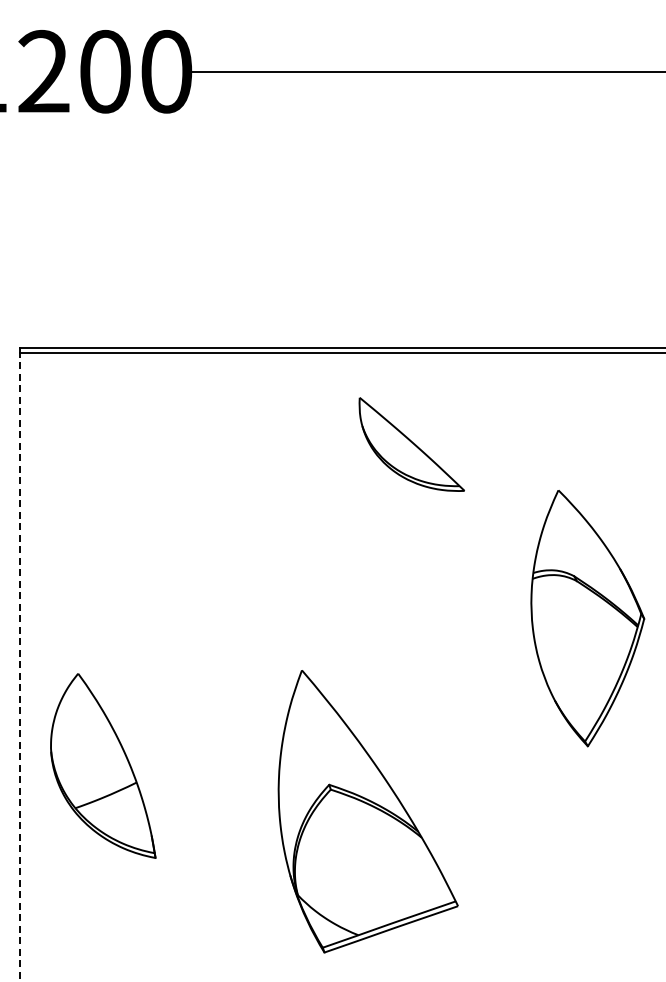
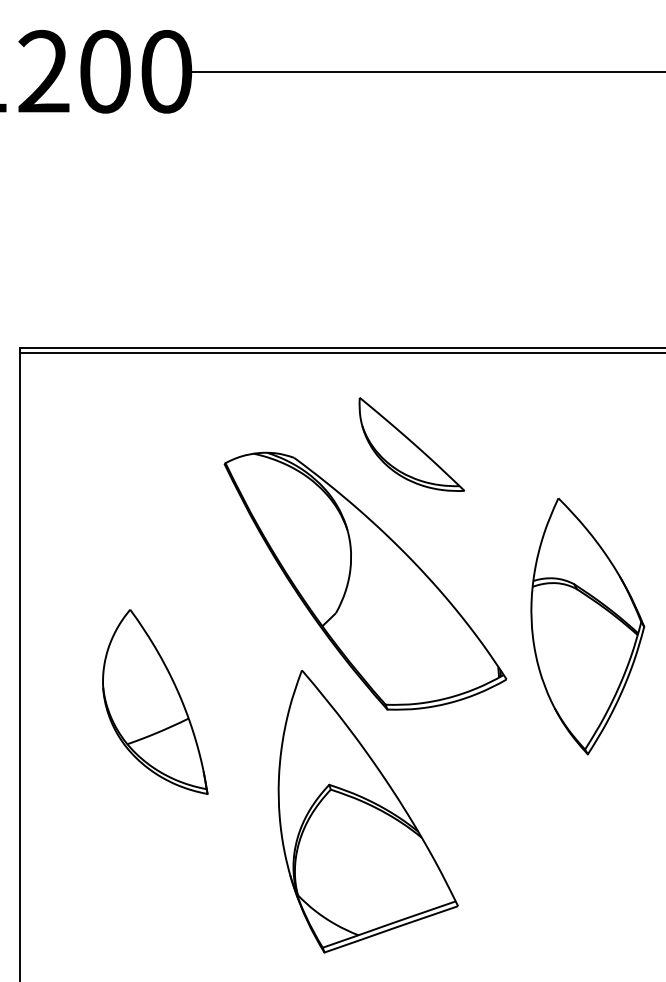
part: none -> present (365, 580)
part position: (587, 618) -> (587, 626) (587, 626)
line: dashed -> solid (19, 666)
part position: (103, 765) -> (155, 701) (155, 701)
